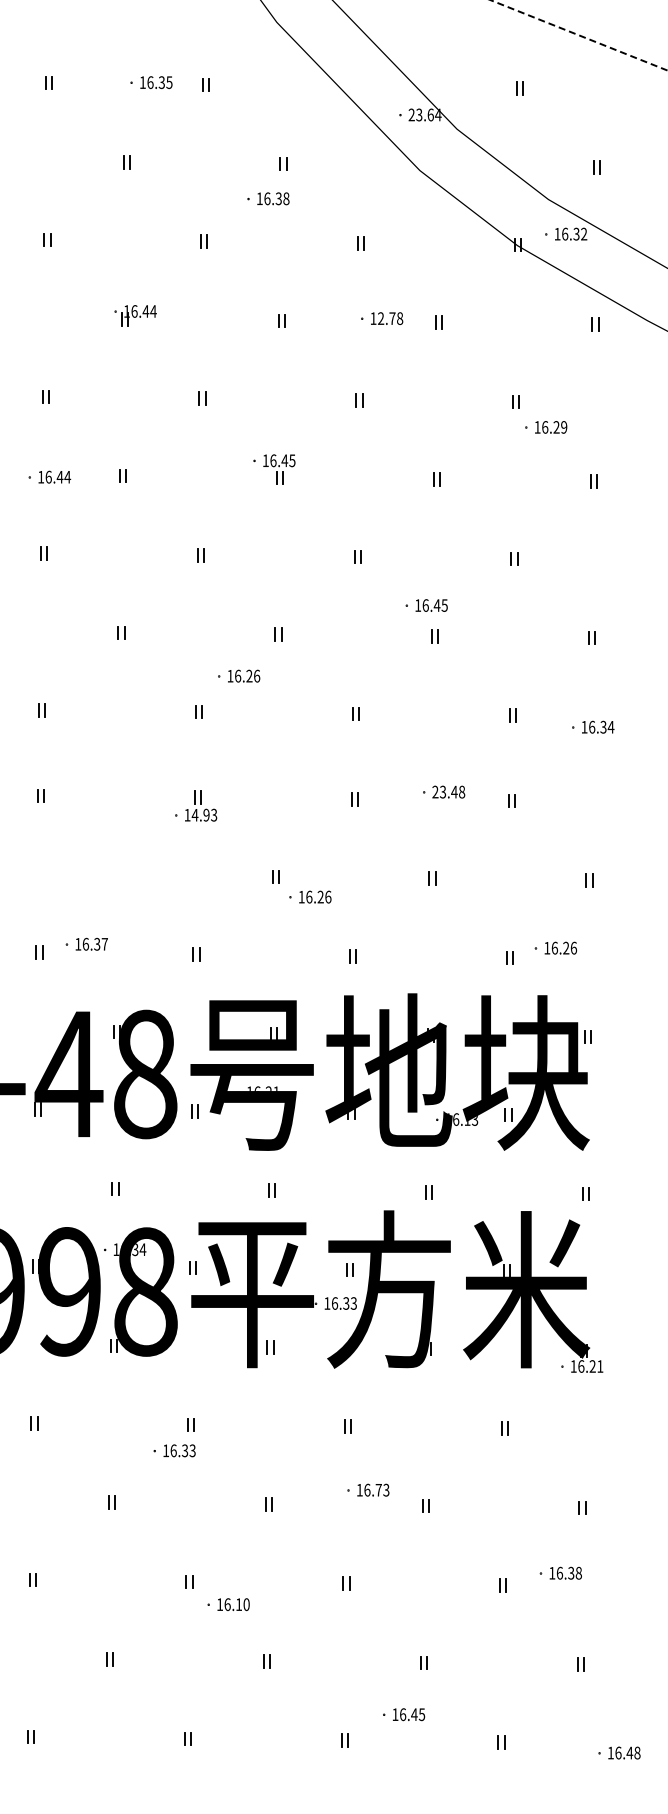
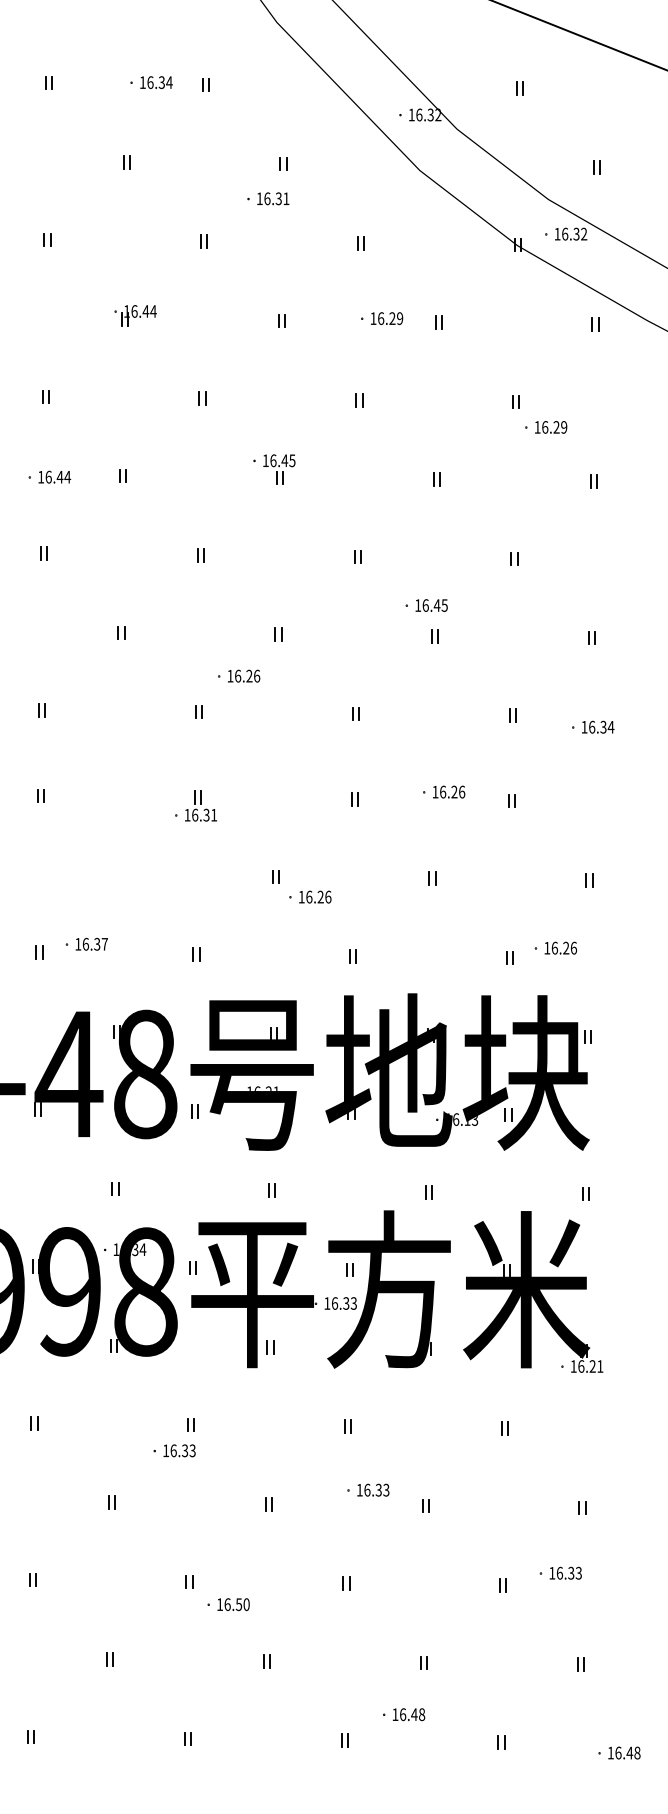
line: dashed -> solid (579, 35)
text: 16.35 -> 16.34 (169, 82)
text: 23.64 -> 16.32 (424, 114)
text: 16.38 -> 16.31 (286, 198)
text: 12.78 -> 16.29 (390, 318)
text: 23.48 -> 16.26 (448, 791)
text: 14.93 -> 16.31 (204, 814)
text: 16.73 -> 16.33 (378, 1489)
text: 16.38 -> 16.33 (578, 1573)
text: 16.10 -> 16.50 (238, 1604)
text: 16.45 -> 16.48 (421, 1714)
